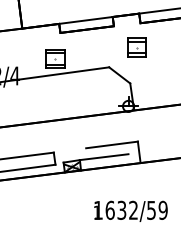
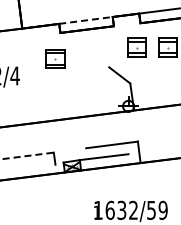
line: solid -> dashed (85, 20)
part: none -> present (167, 47)
line: present -> none (55, 74)
line: solid -> dashed (27, 156)
line: present -> none (28, 167)
